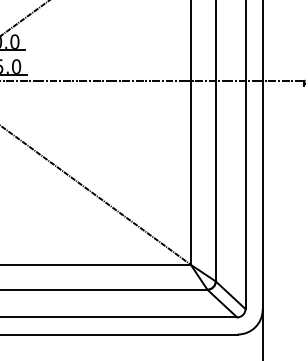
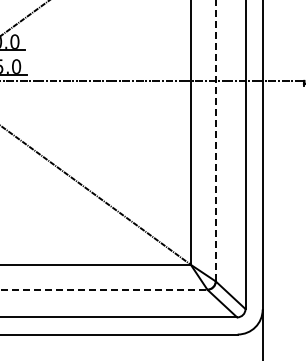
line: solid -> dashed (215, 140)
line: solid -> dashed (104, 289)
